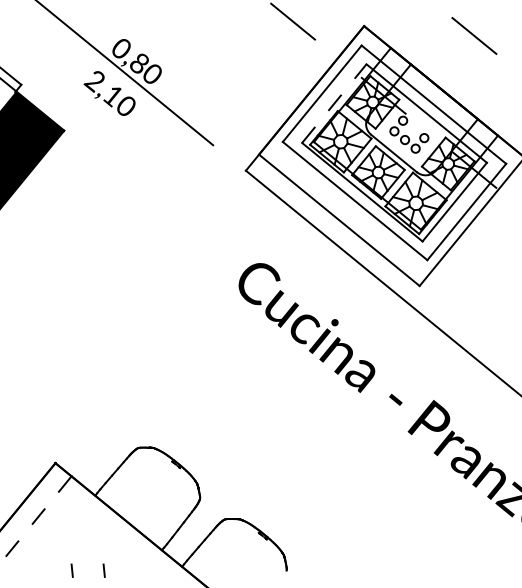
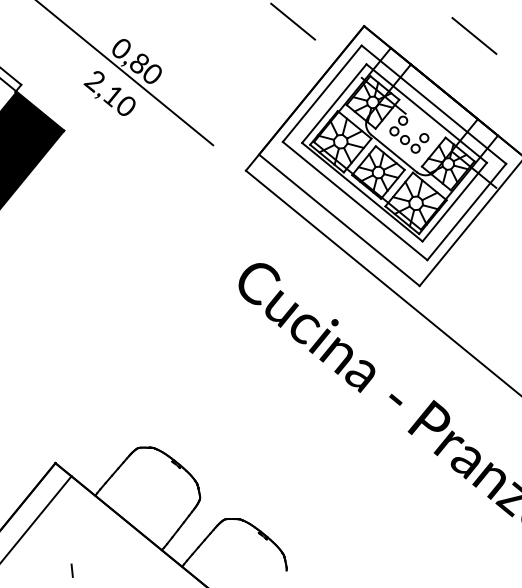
line: dashed -> solid (334, 103)
line: dashed -> solid (36, 519)
line: present -> none (103, 570)
